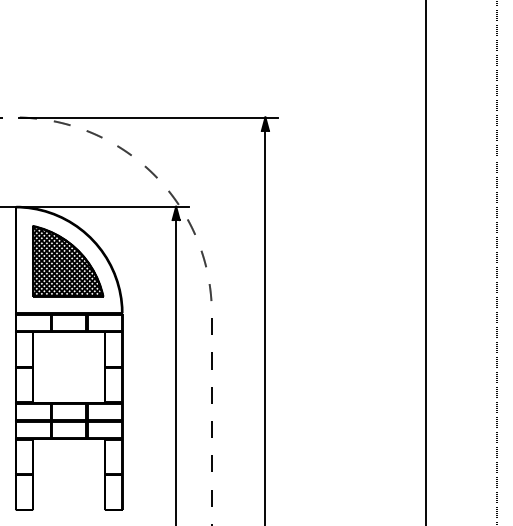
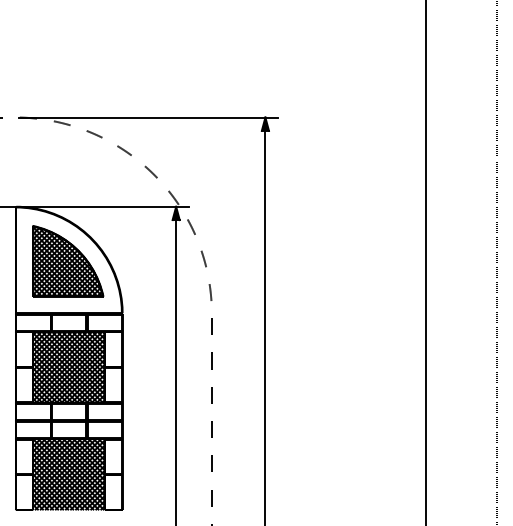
hatch: none -> present (68, 367)
hatch: none -> present (68, 474)
